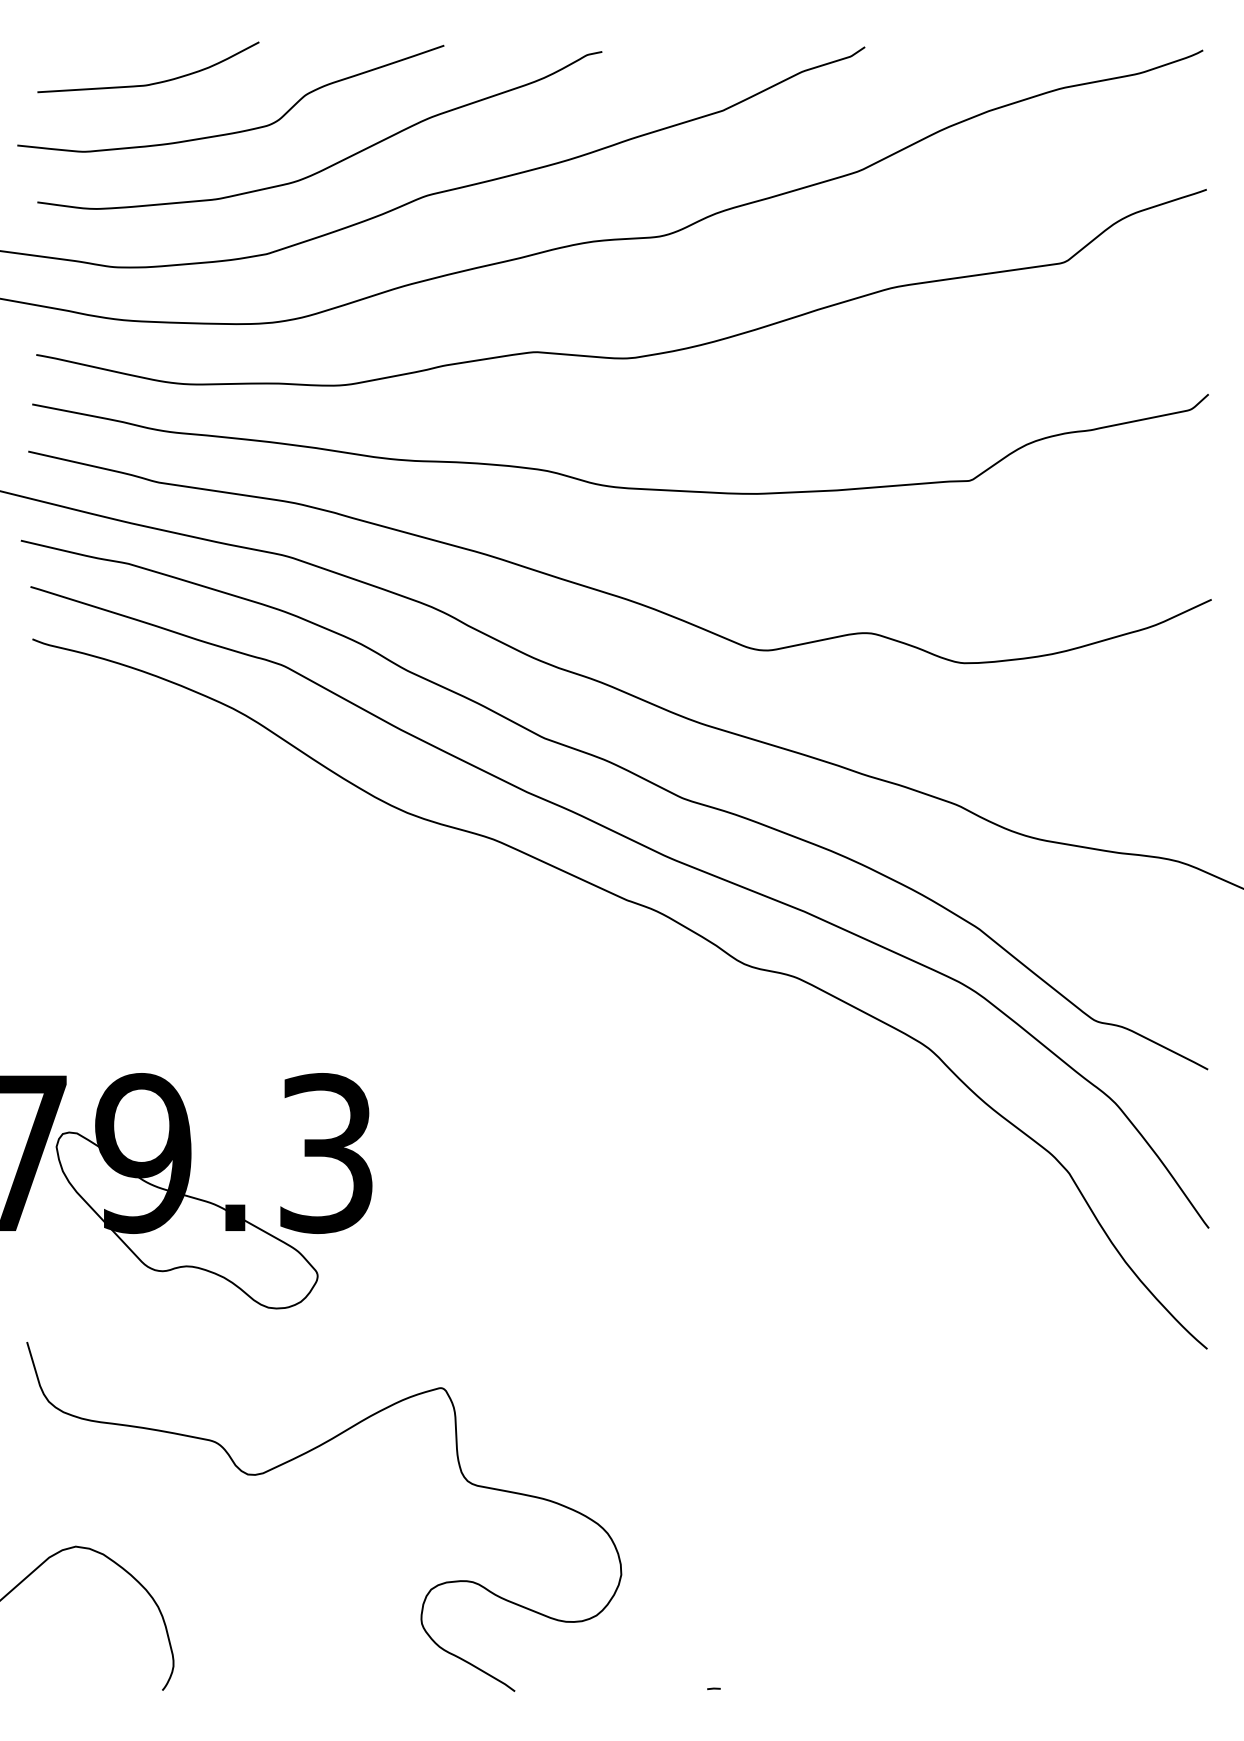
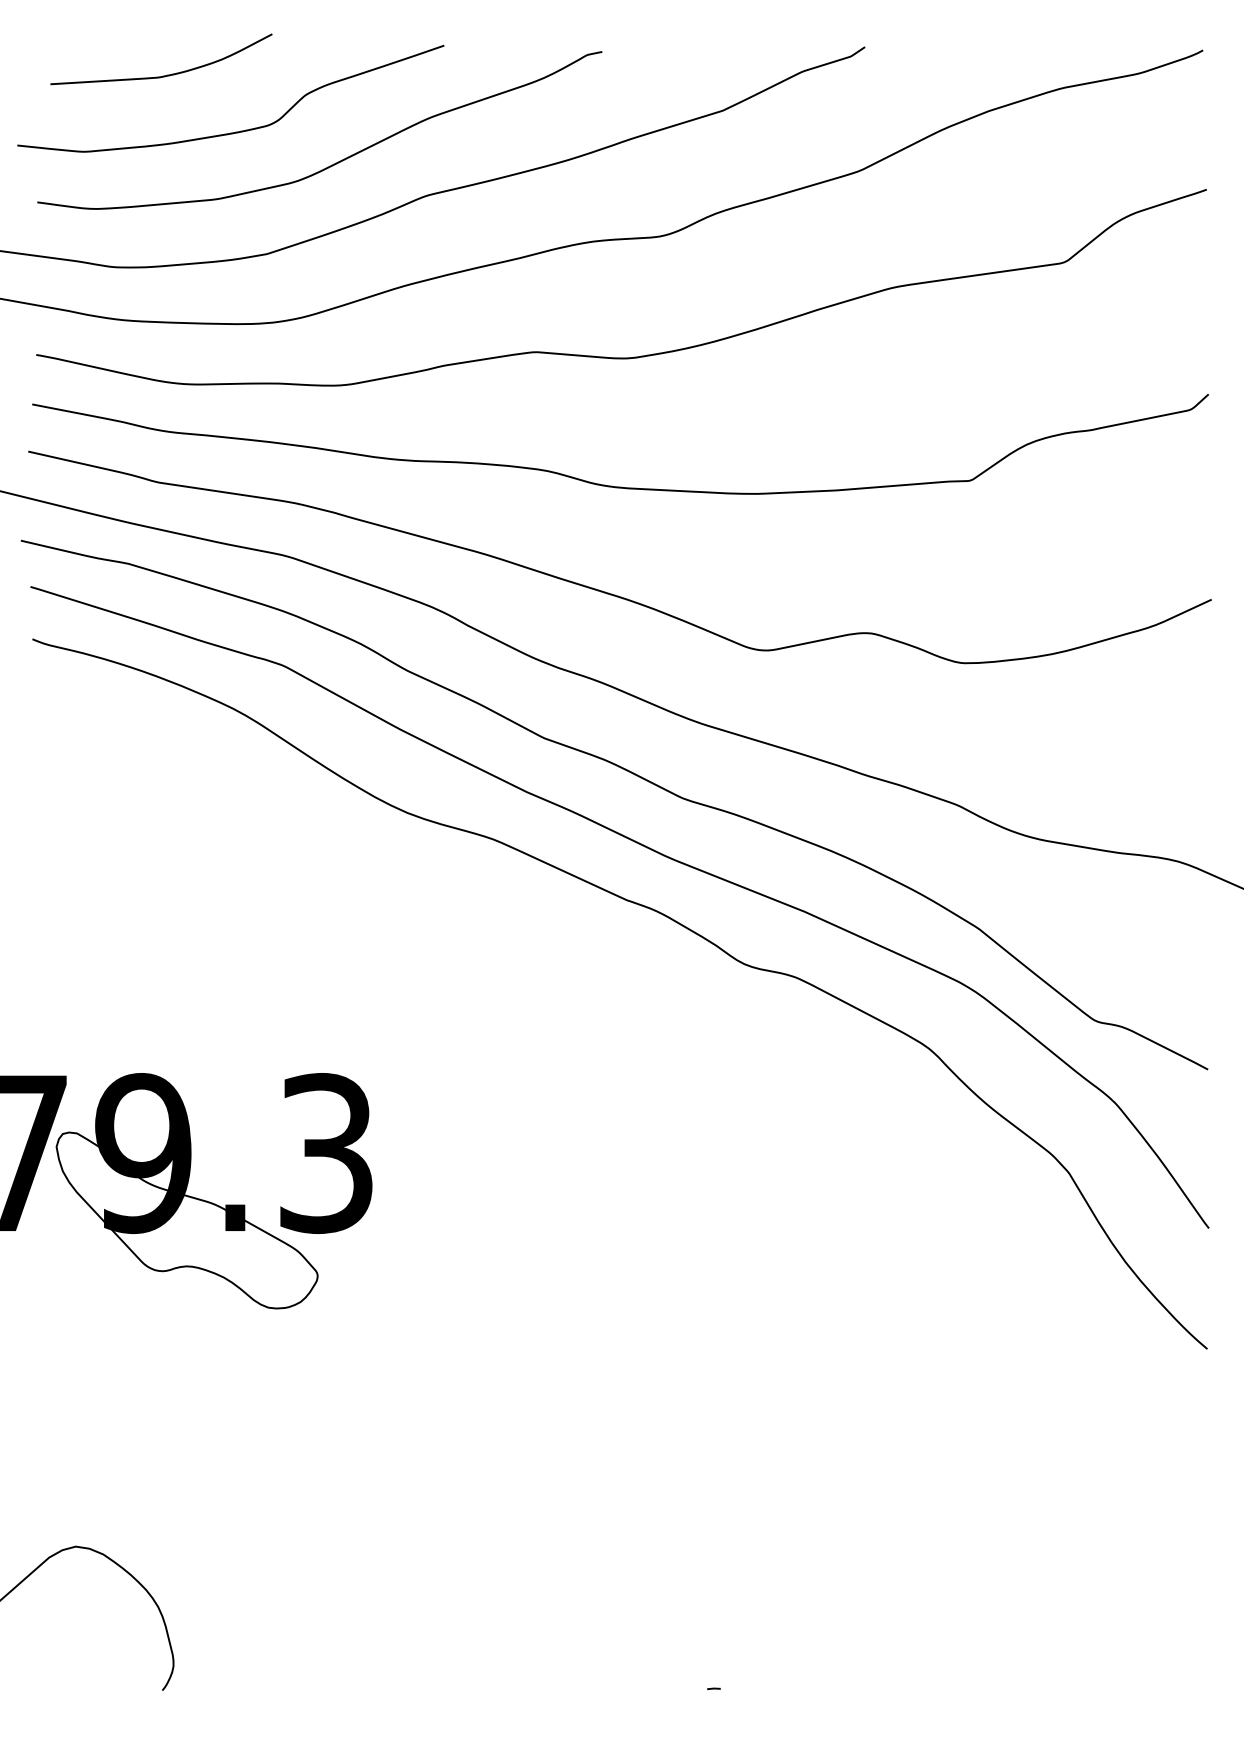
curve position: (149, 83) -> (162, 75) (162, 75)
curve: present -> none (295, 1459)
